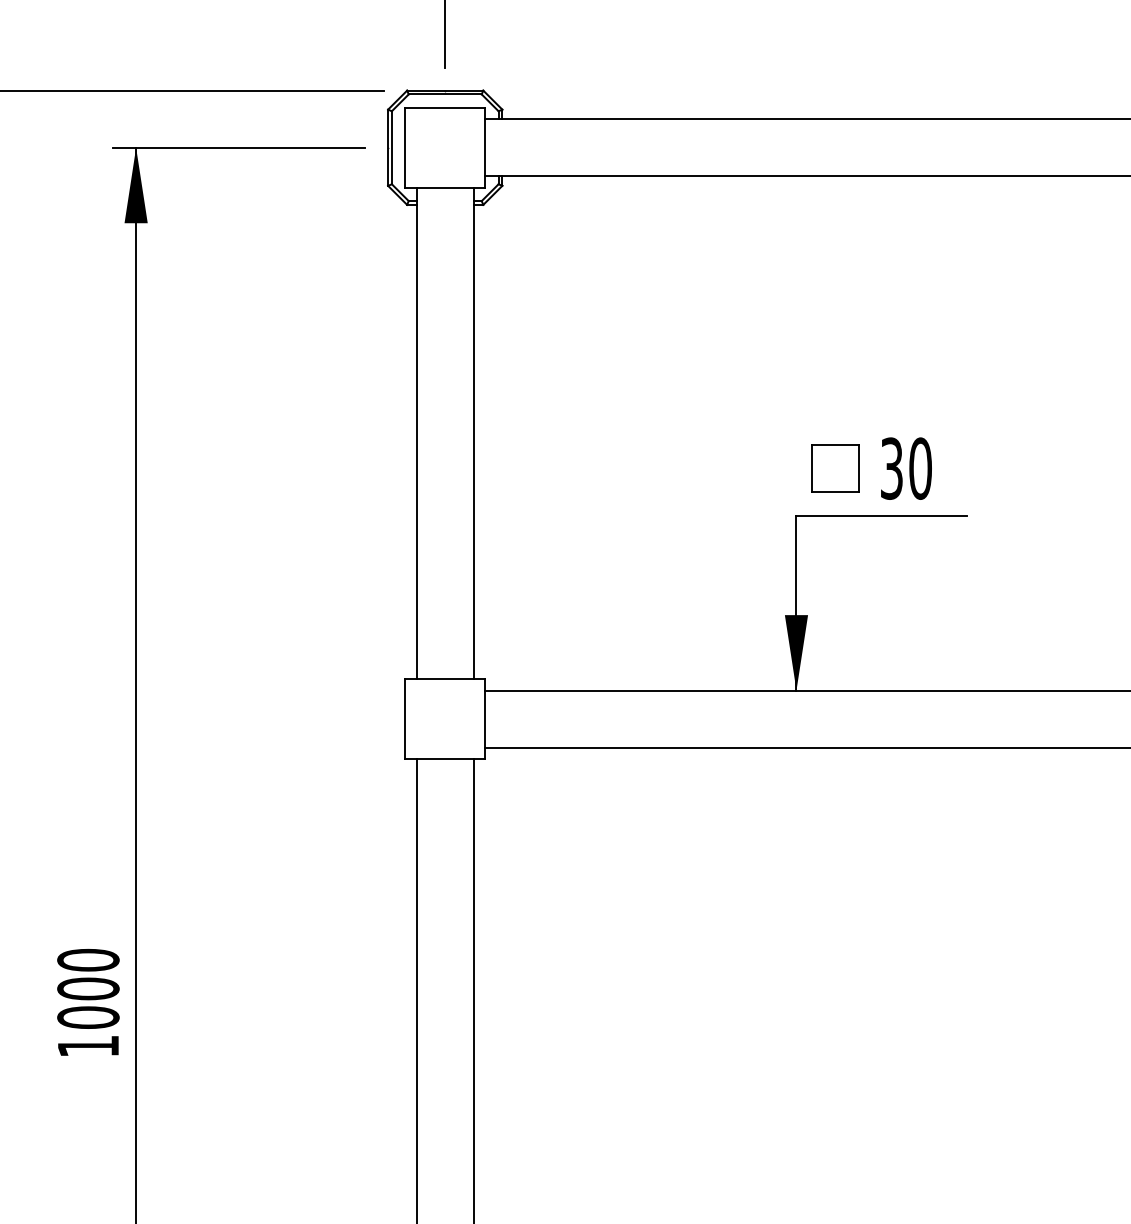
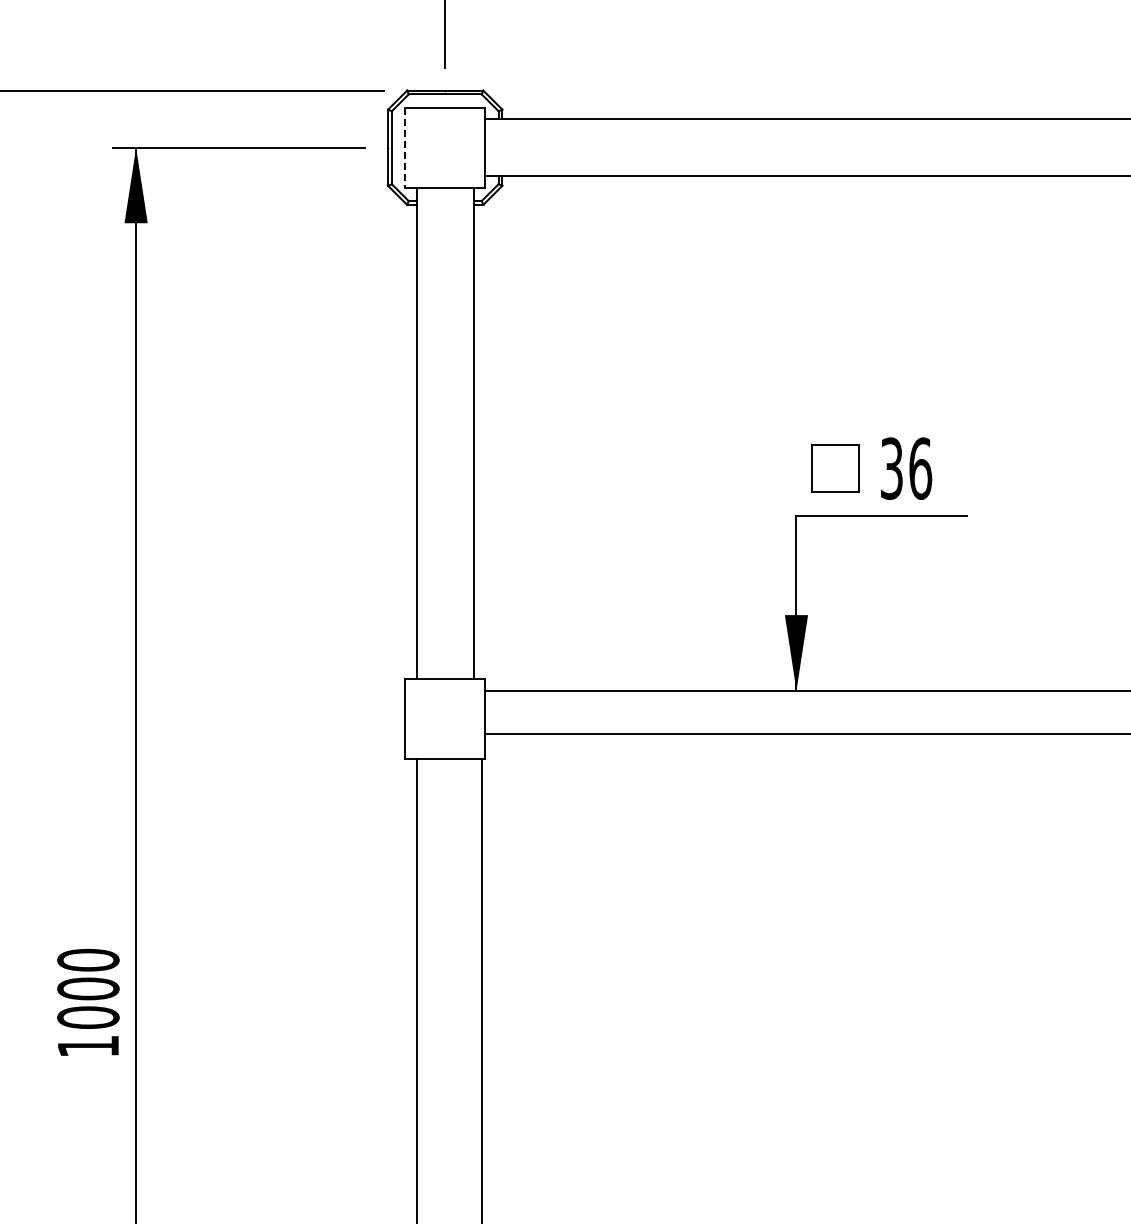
line: solid -> dashed (405, 147)
text: 30 -> 36 (920, 468)
line position: (806, 747) -> (806, 733) (806, 733)
line position: (473, 989) -> (481, 989) (481, 989)
